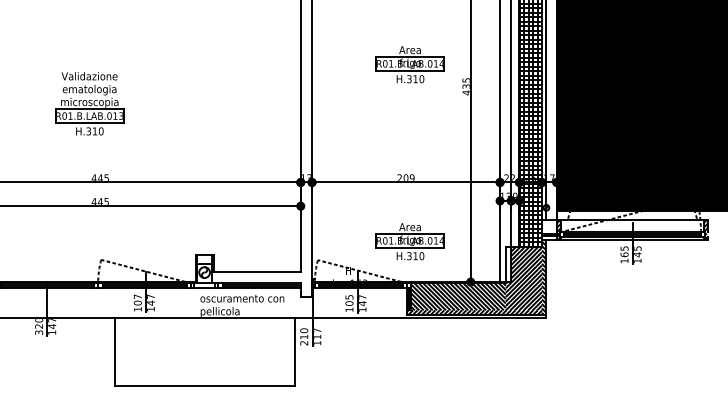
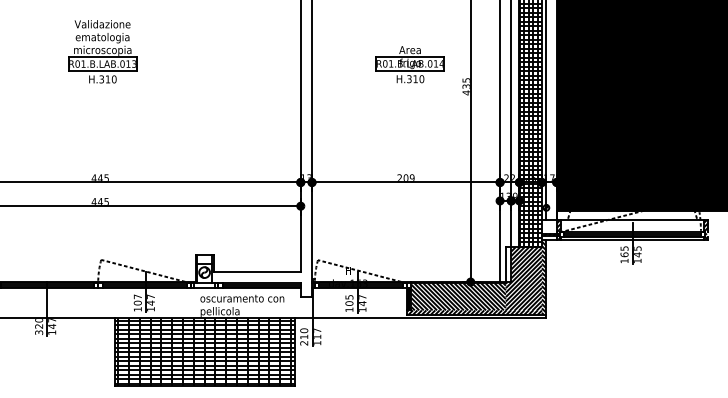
part position: (89, 103) -> (102, 51) (102, 51)
part: present -> none (409, 241)
hatch: none -> present (204, 351)
